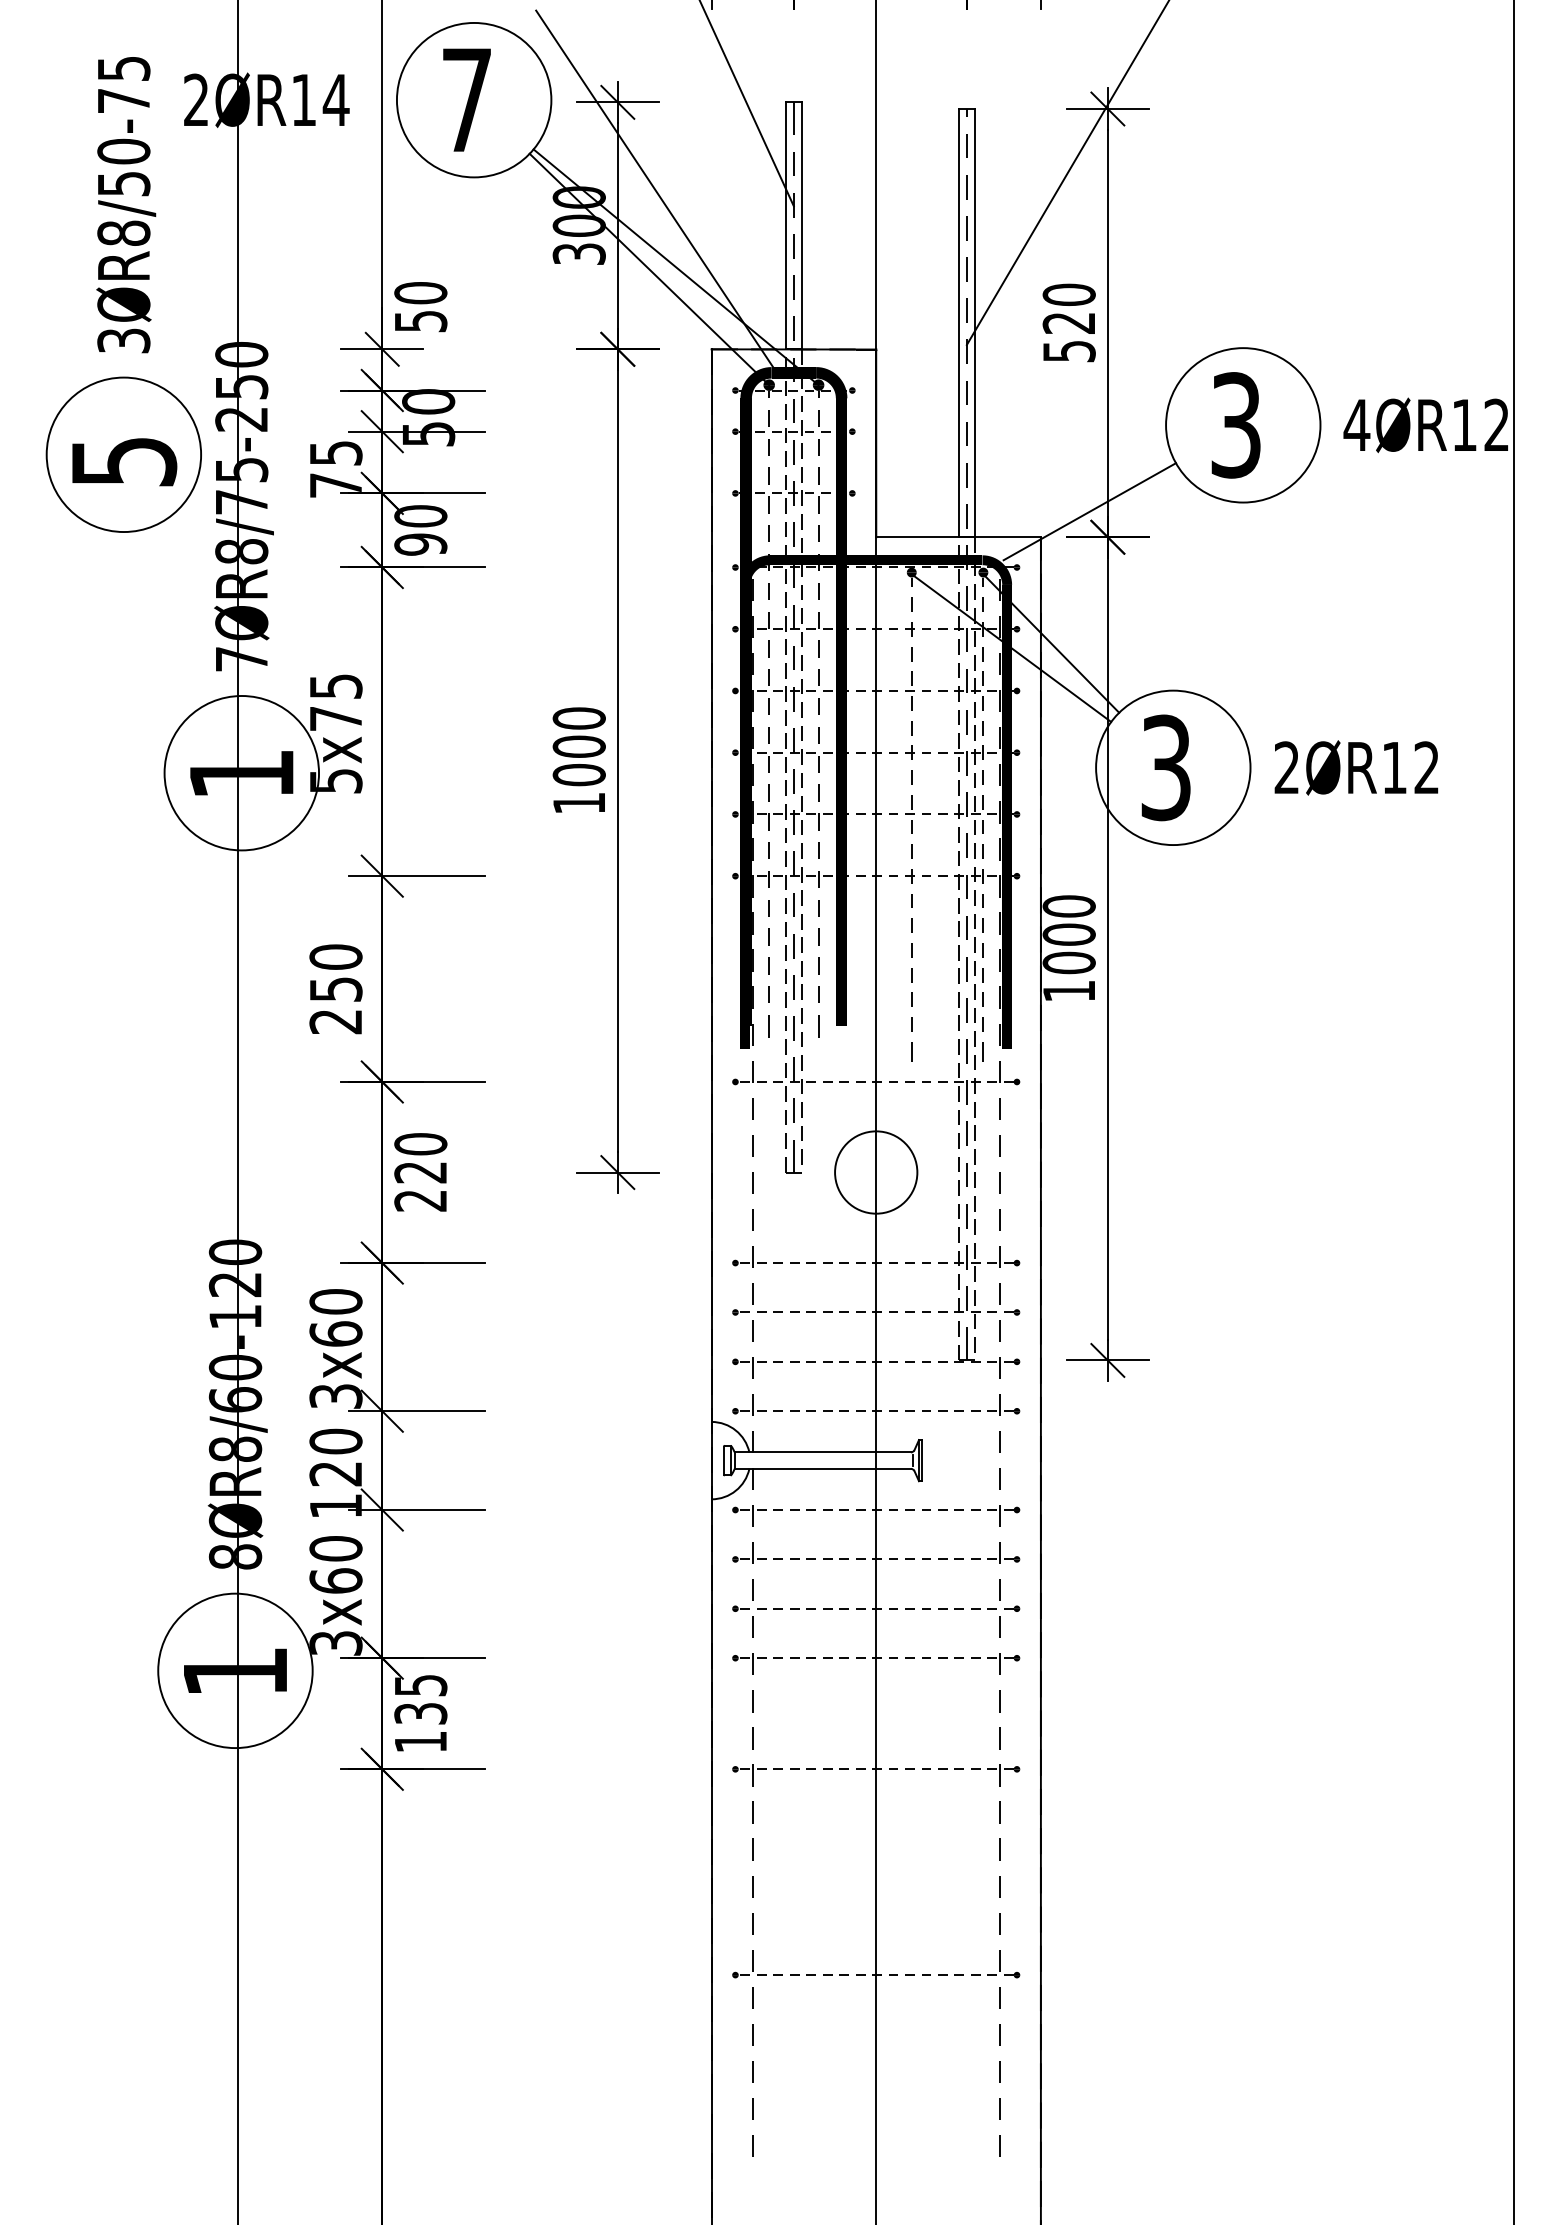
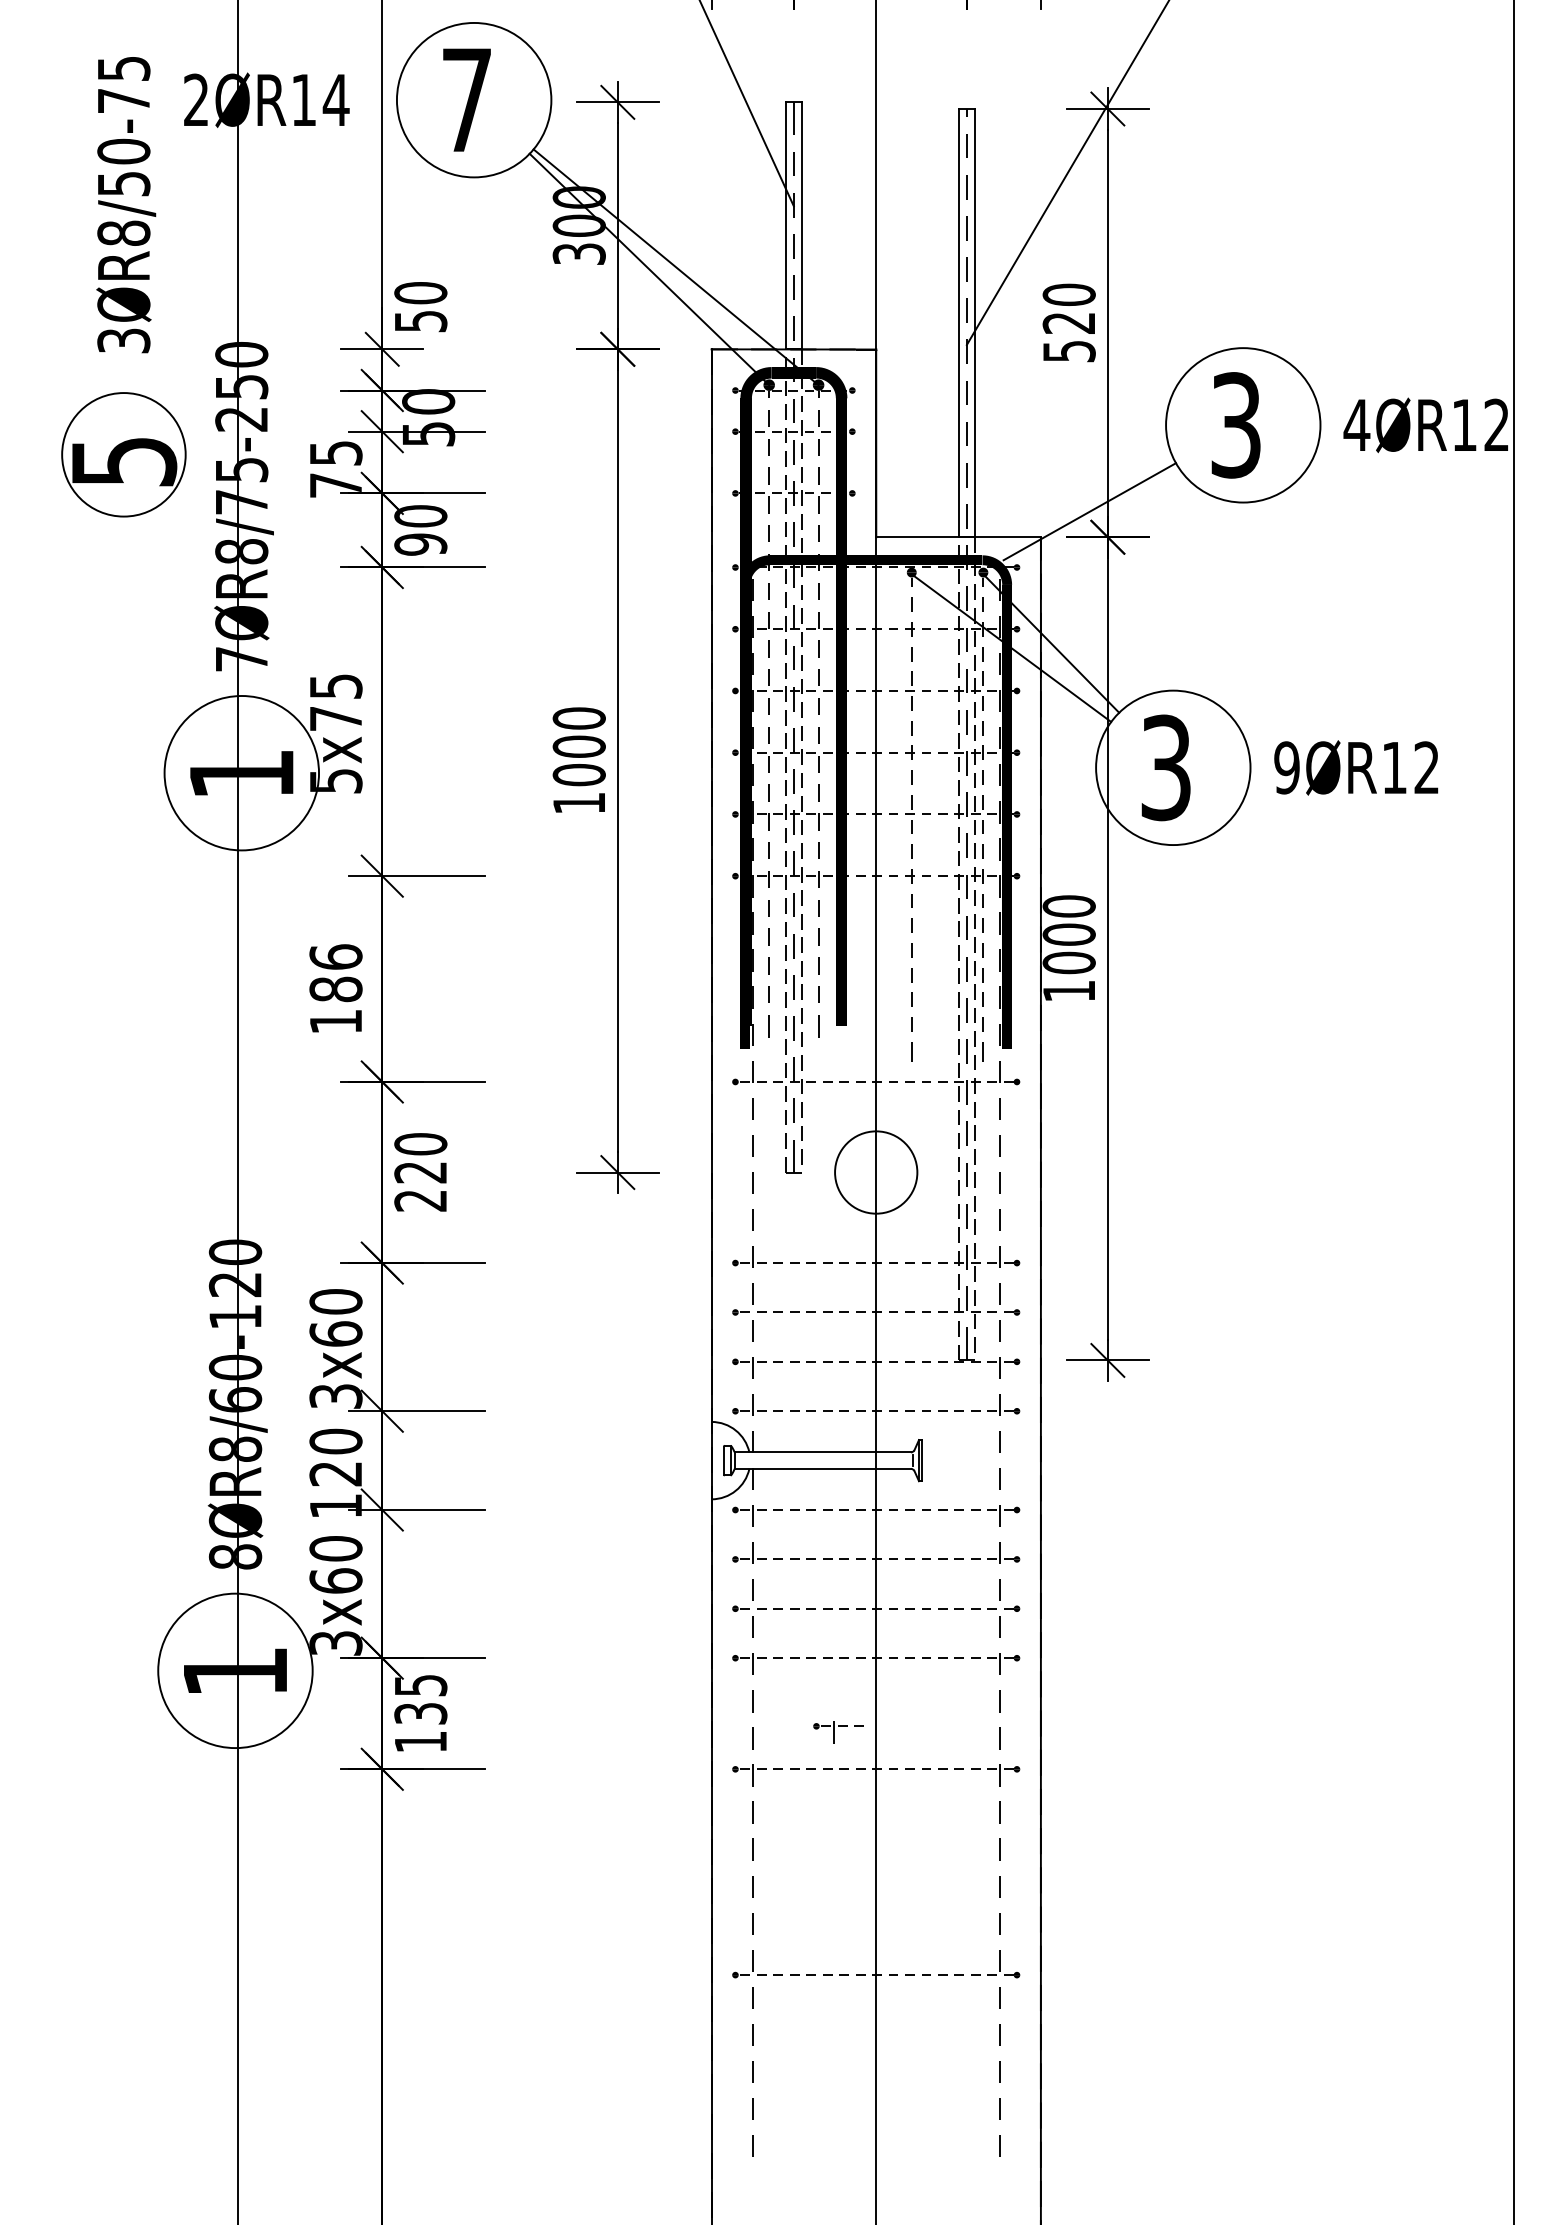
line: present -> none (656, 191)
circle diameter: 154 px -> 124 px (123, 454)
text: 2ØR12 -> 9ØR12 (1286, 767)
text: 250 -> 186 (335, 989)
part: none -> present (838, 1732)
